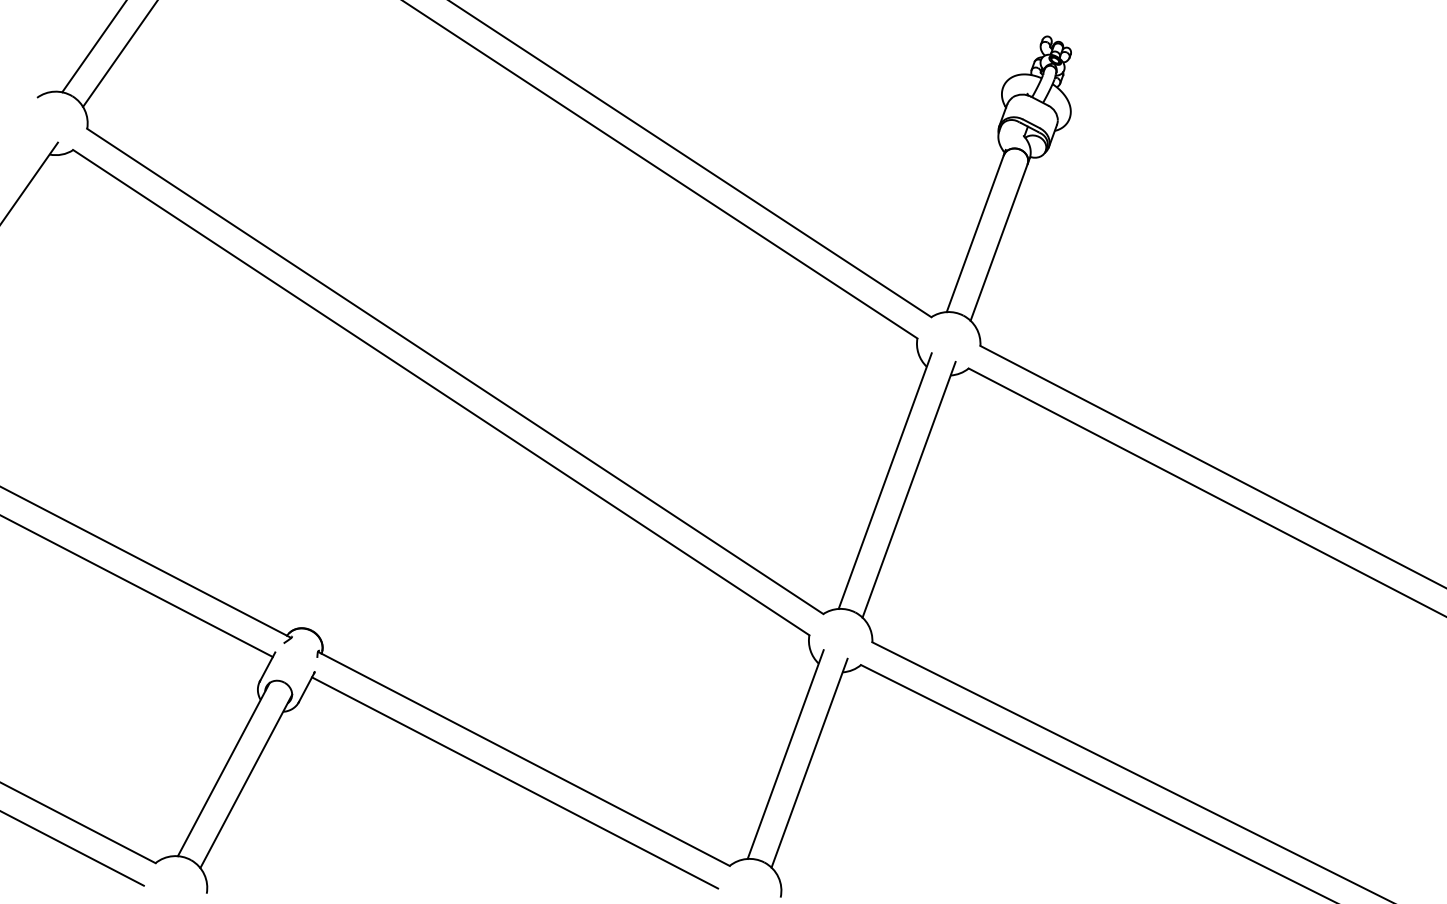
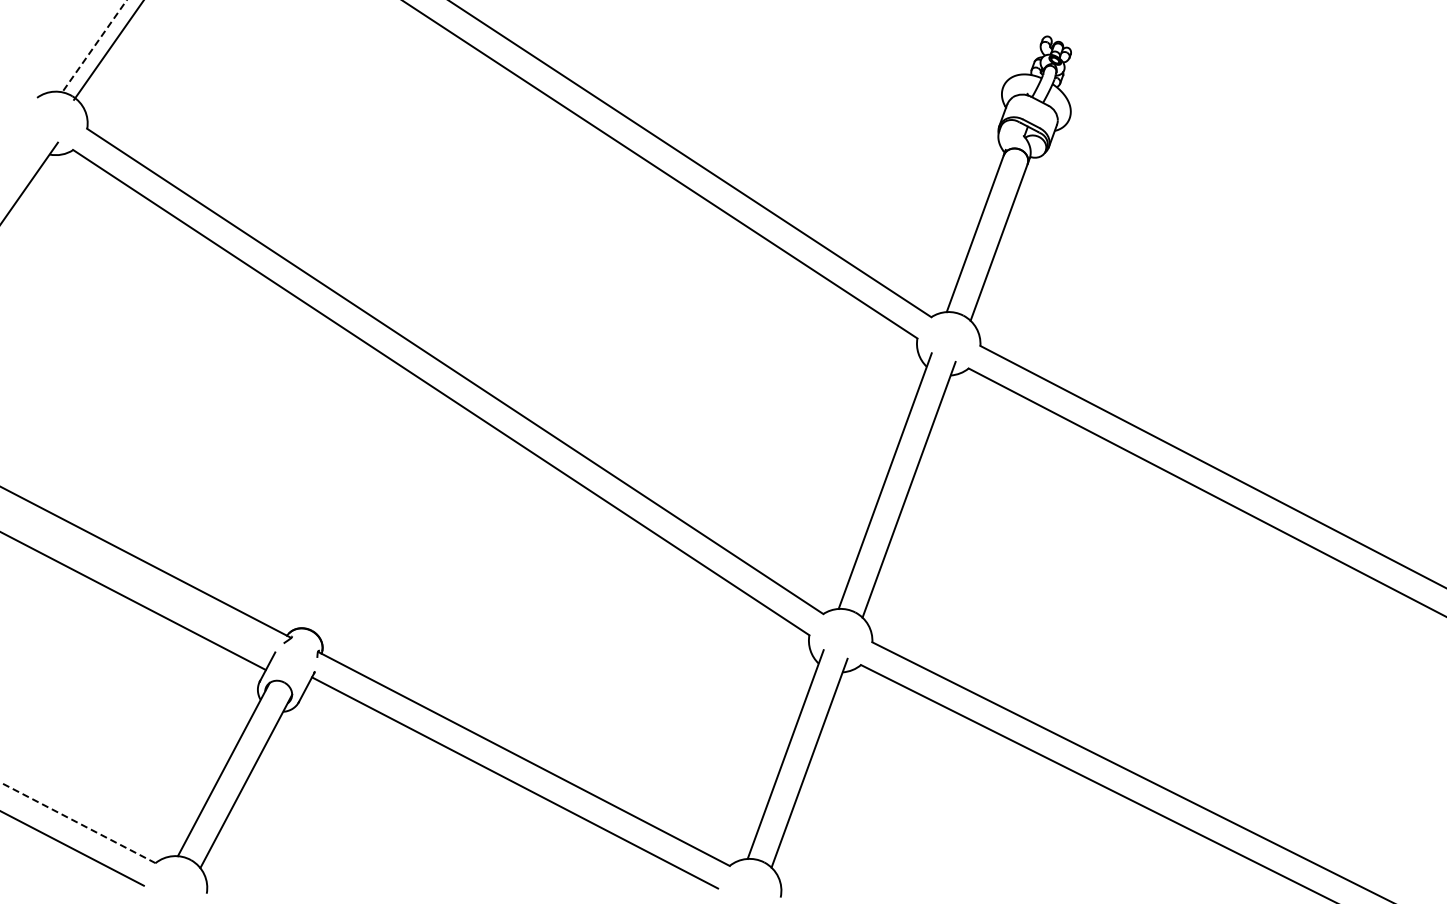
line: solid -> dashed (94, 46)
line position: (119, 54) -> (108, 50) (108, 50)
line position: (137, 586) -> (133, 600) (133, 600)
line: solid -> dashed (77, 822)
